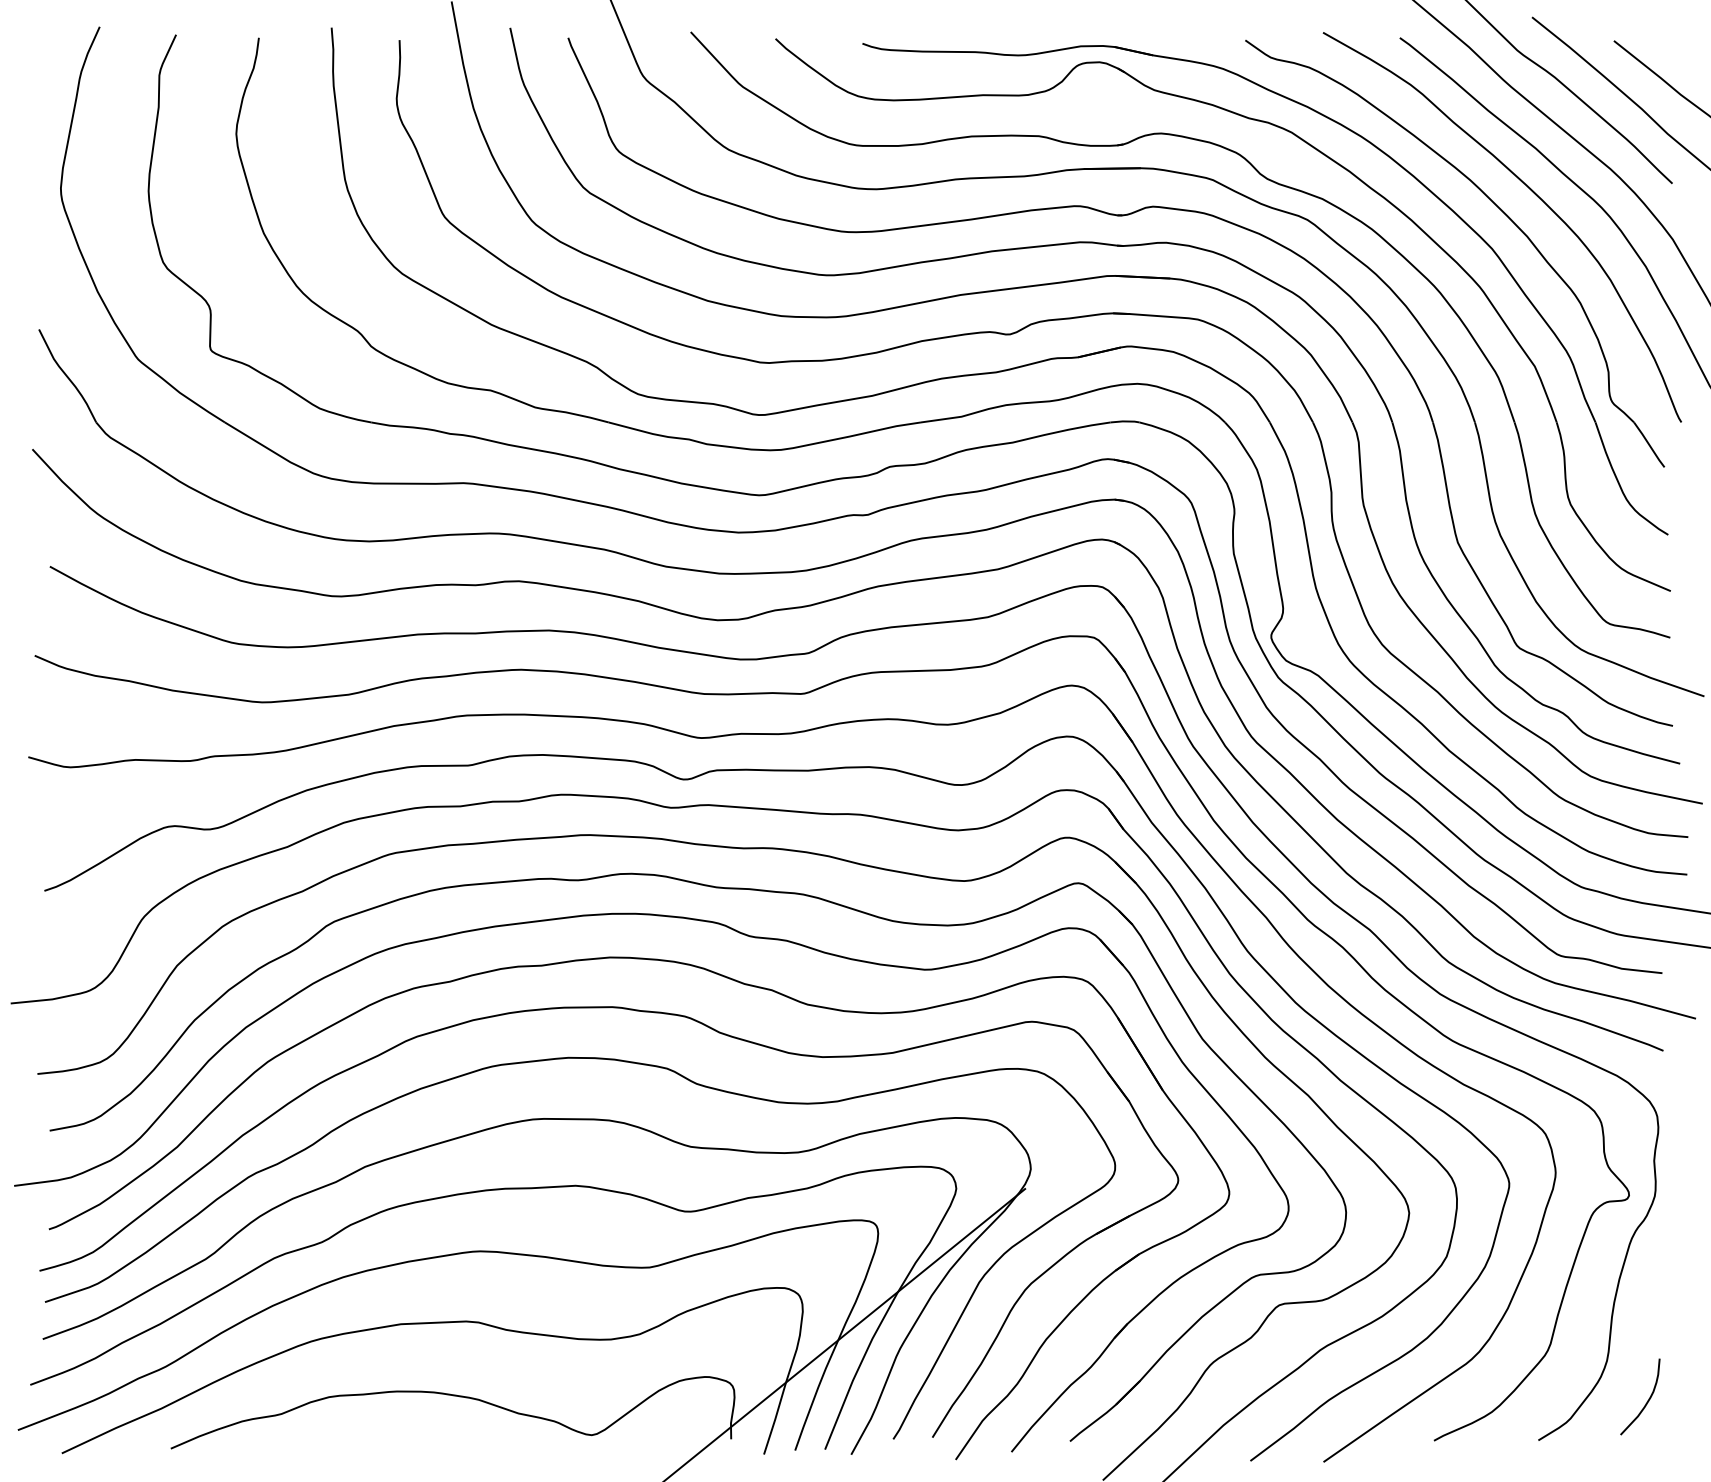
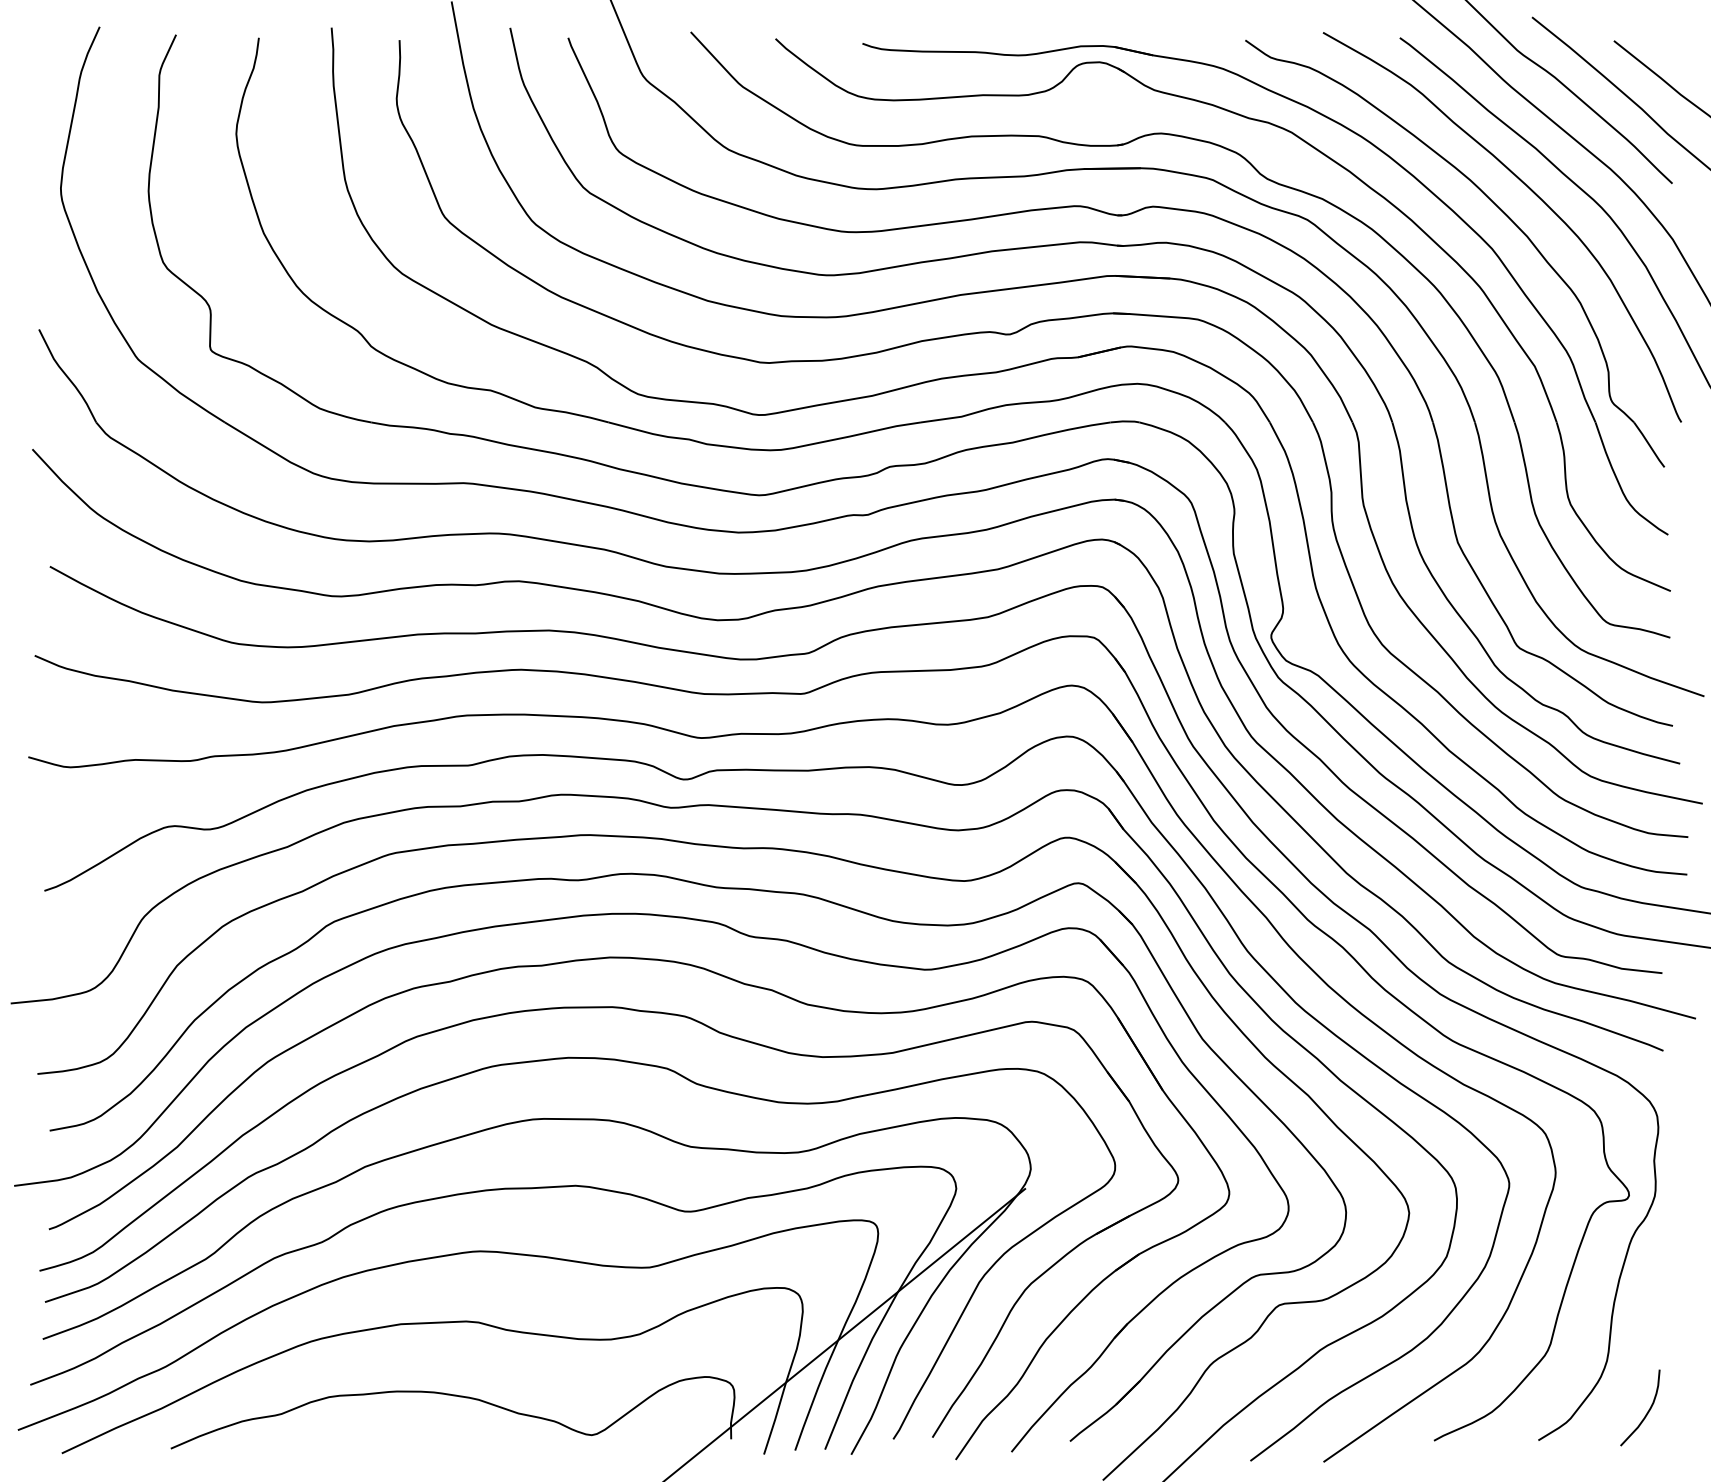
curve position: (1647, 1400) -> (1647, 1411) (1647, 1411)
